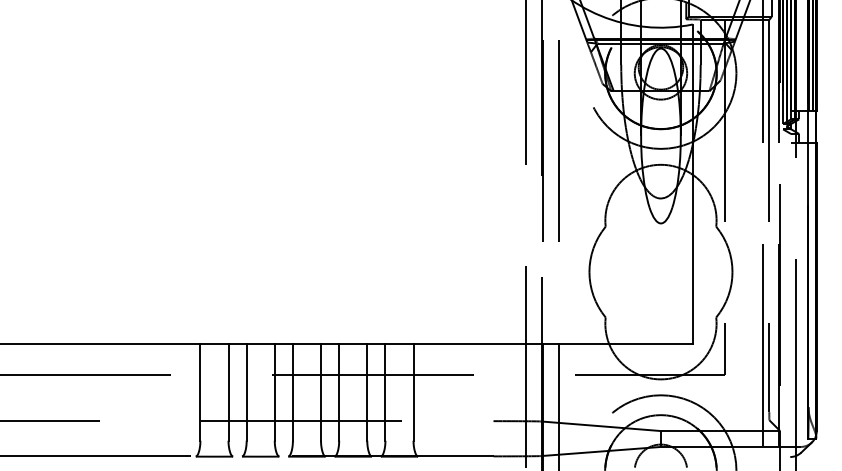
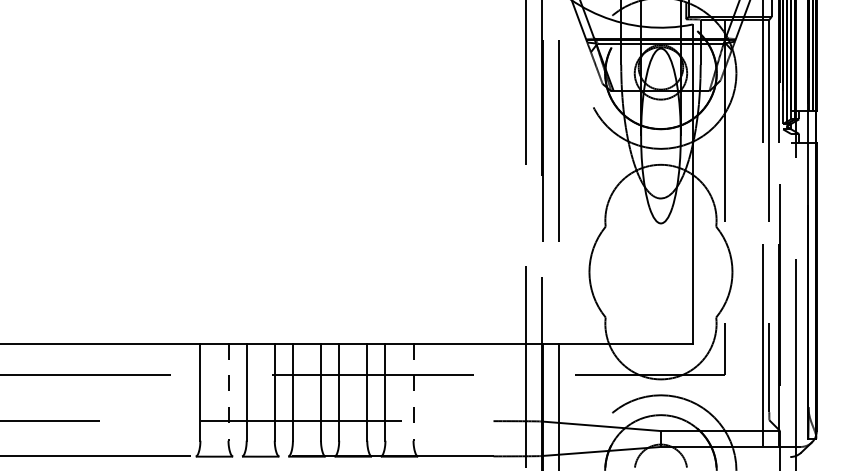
line: solid -> dashed (228, 392)
line: solid -> dashed (413, 392)
